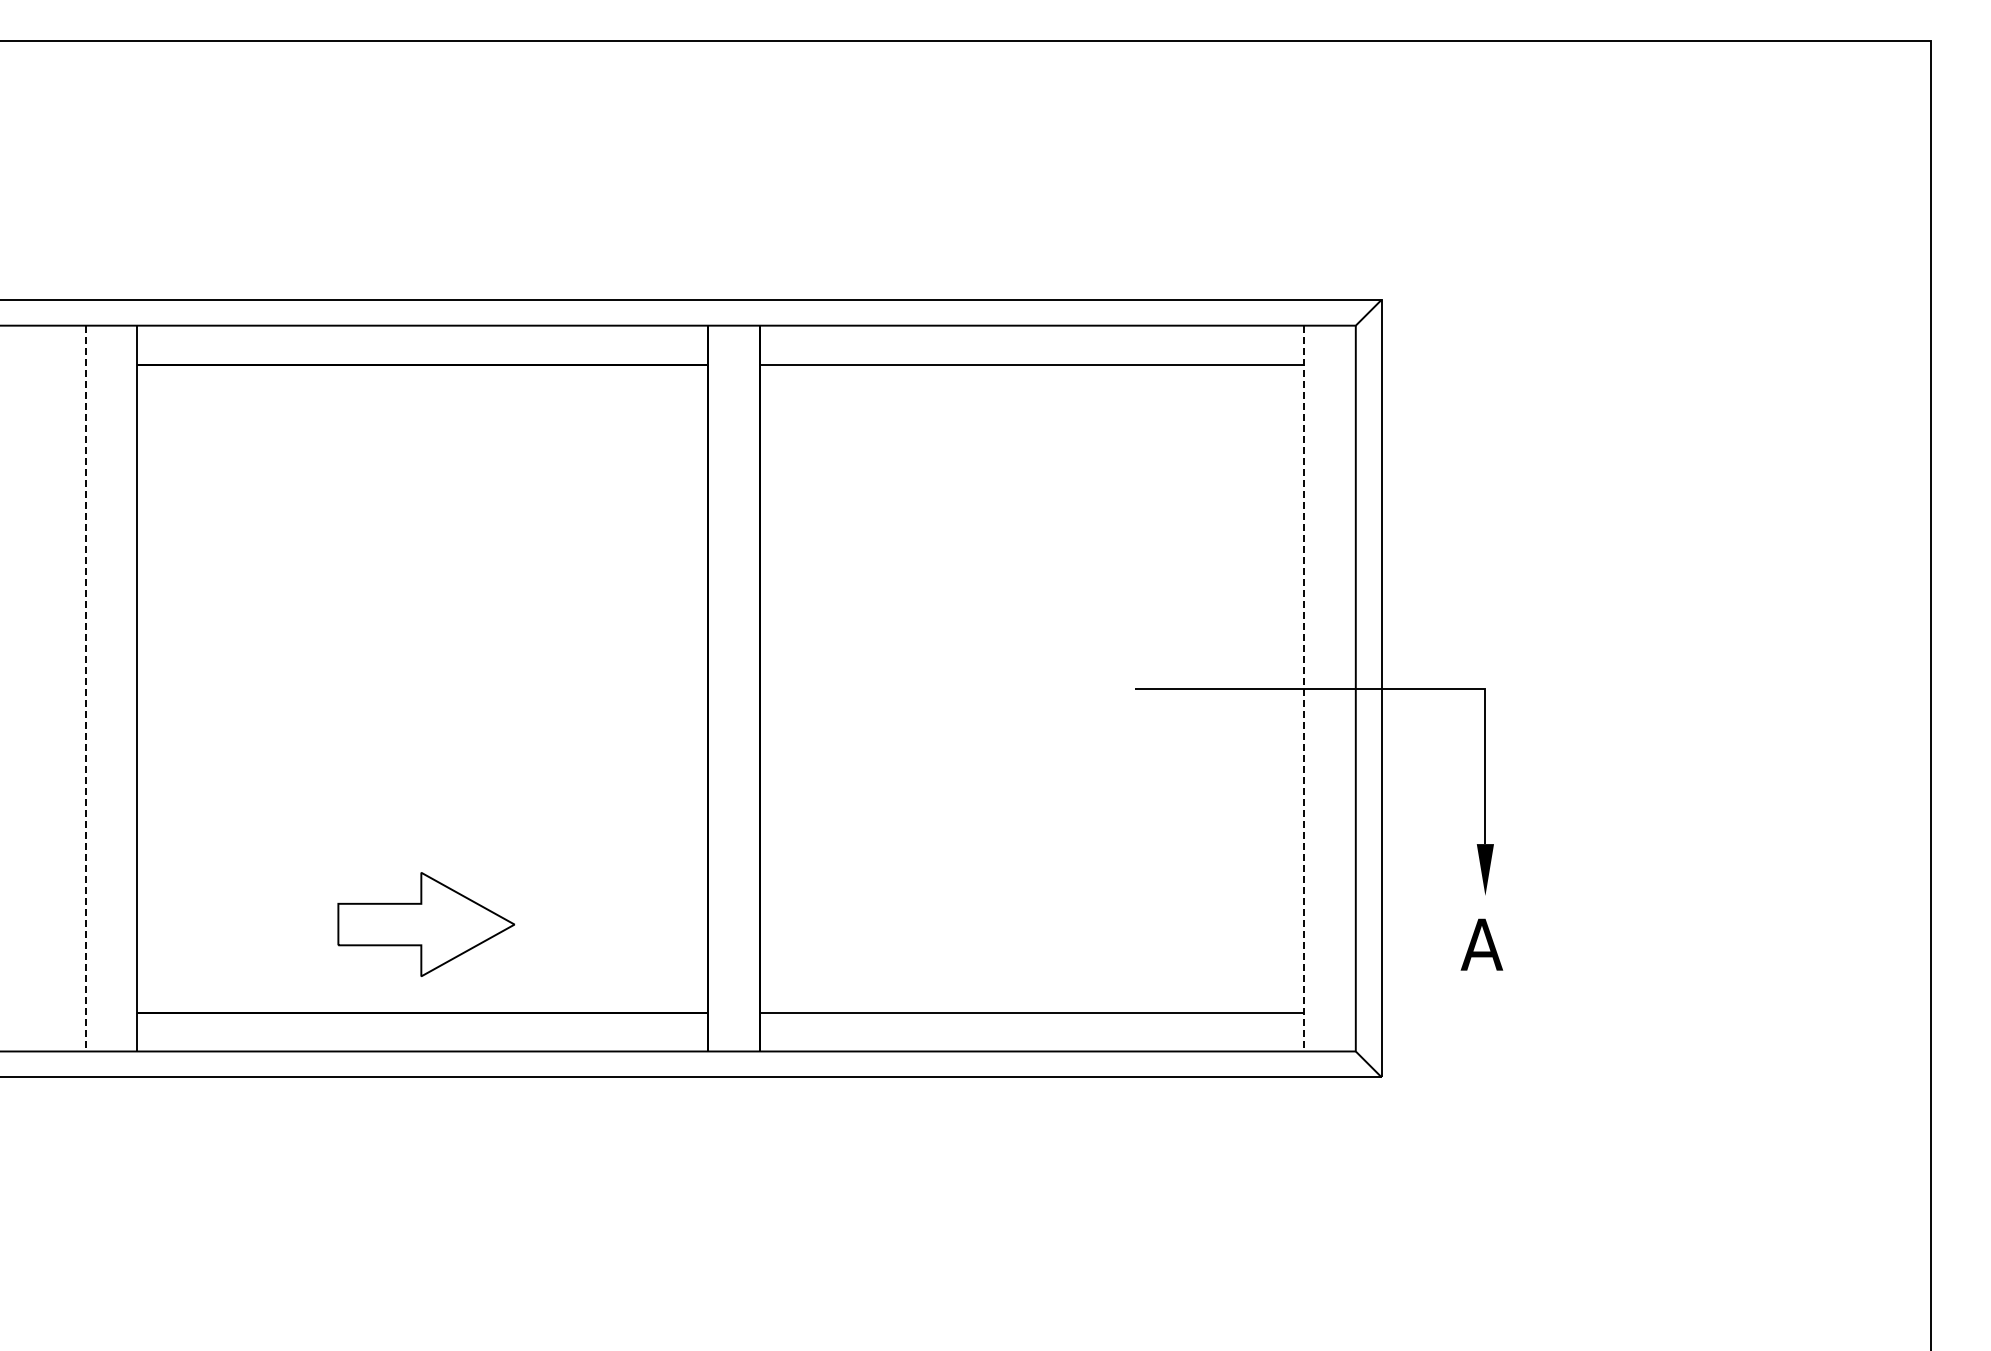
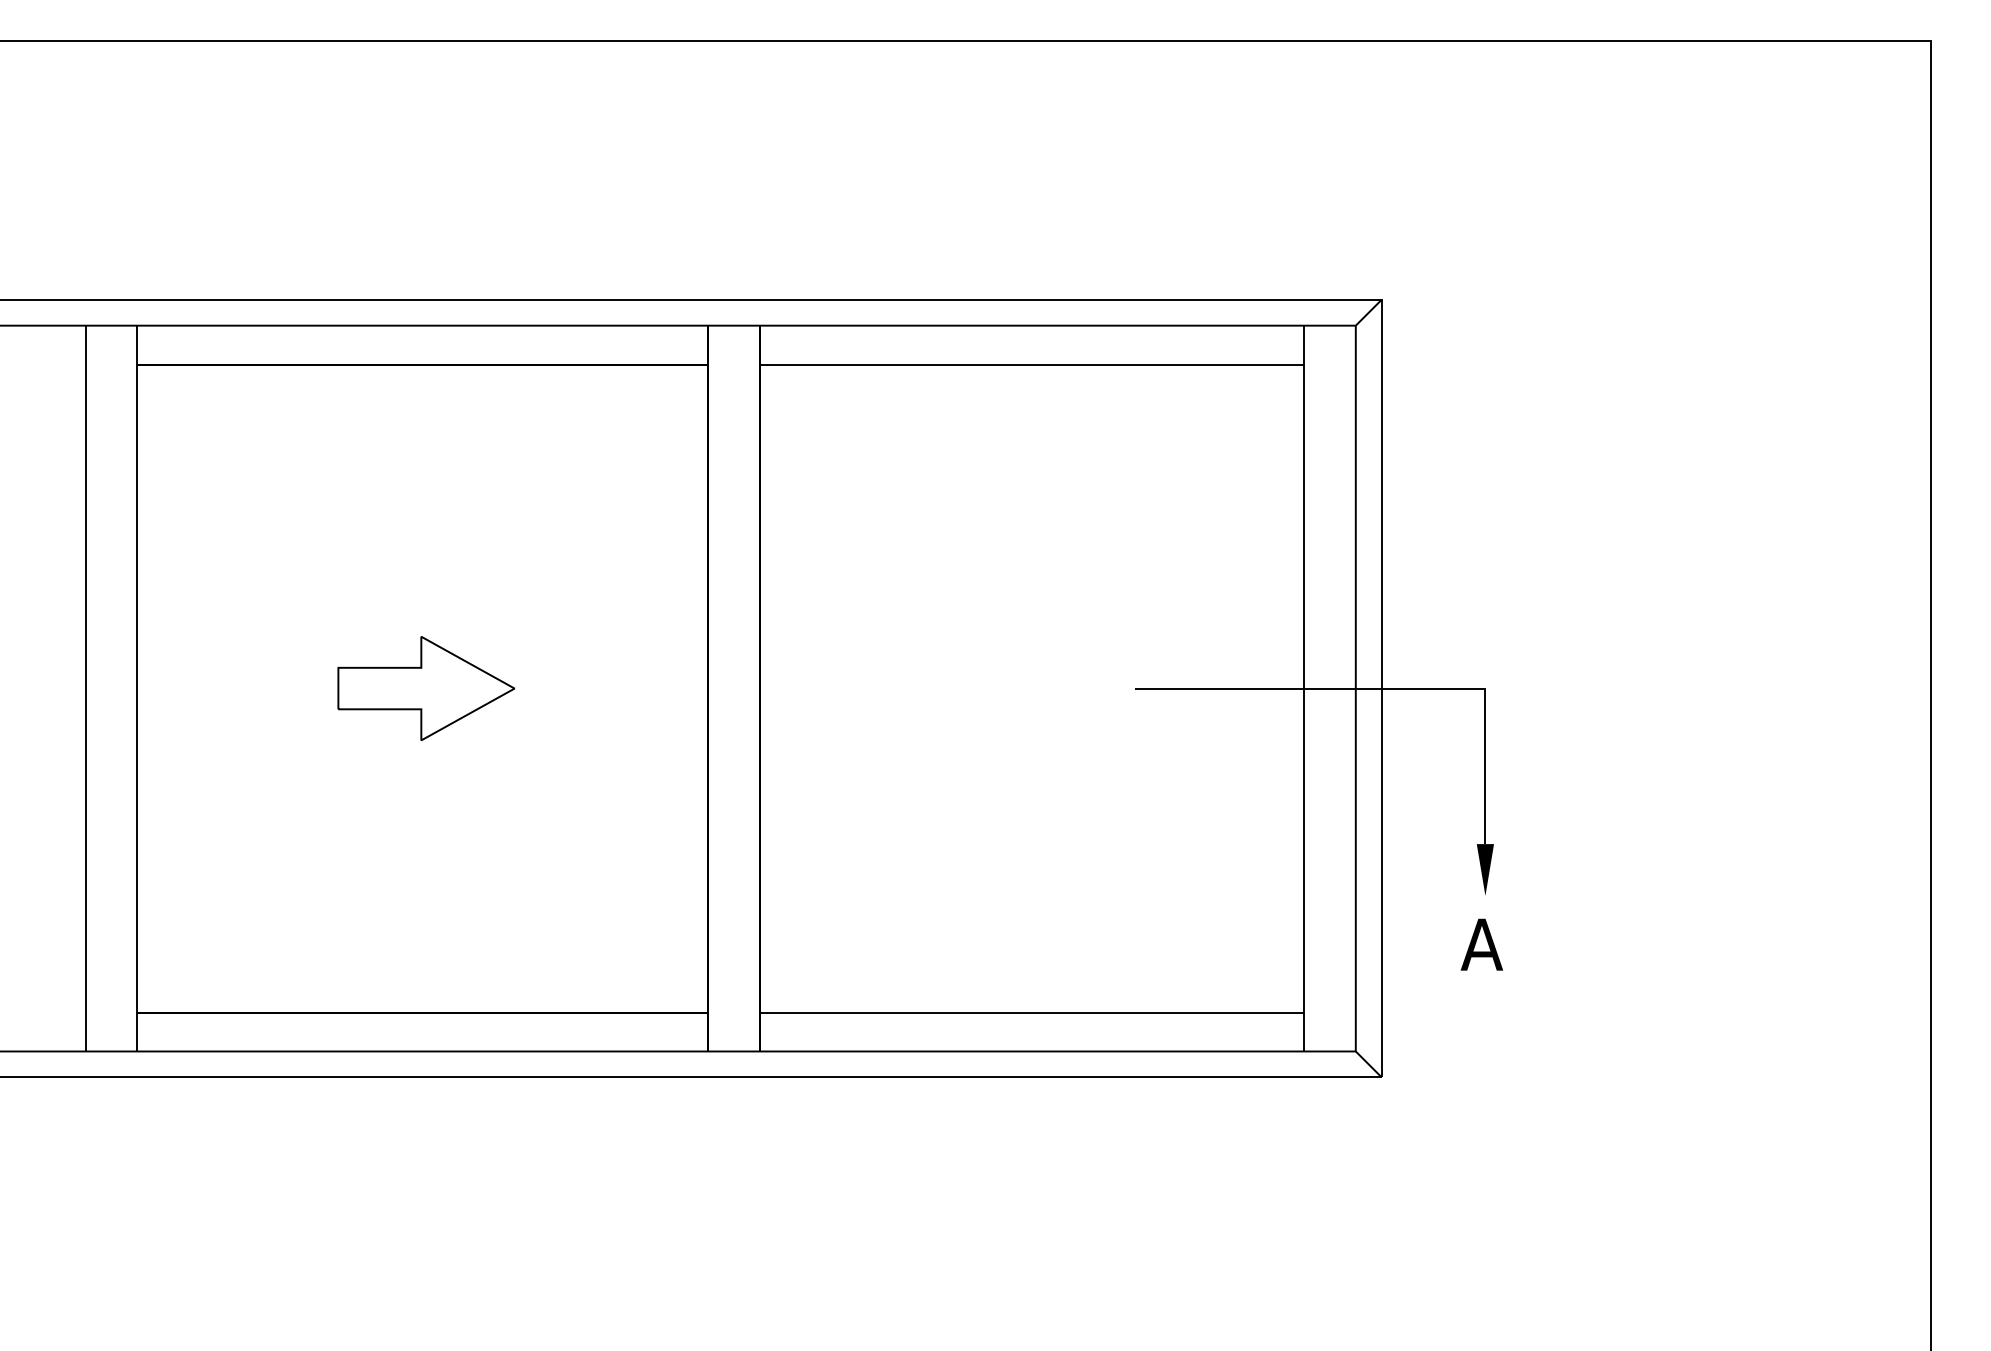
line: dashed -> solid (85, 688)
line: dashed -> solid (1303, 688)
part position: (426, 924) -> (426, 688) (426, 688)
